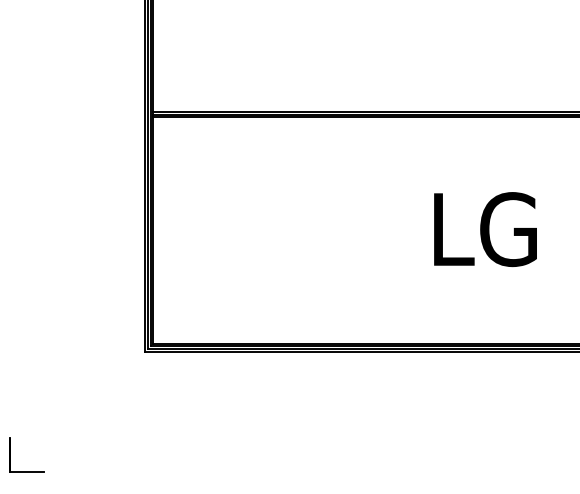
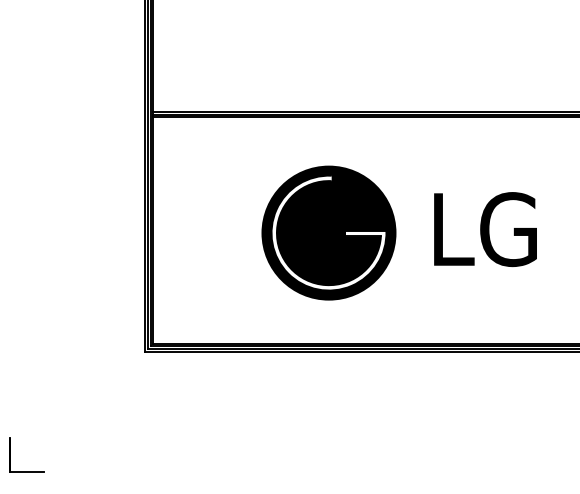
part: none -> present (328, 232)
